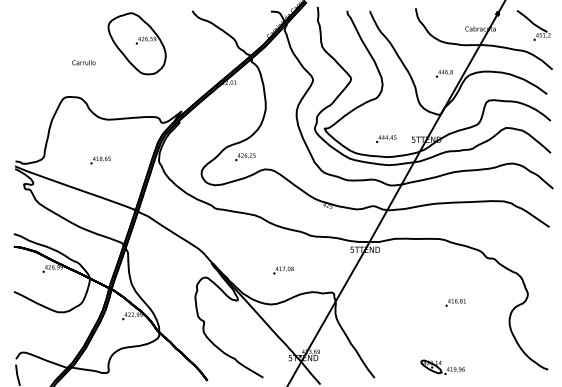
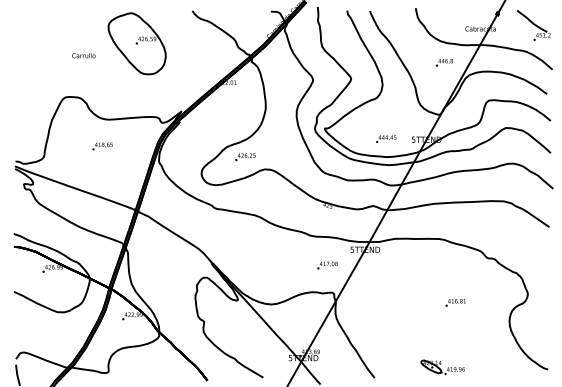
text position: (83, 62) -> (83, 55) (83, 55)
text position: (444, 73) -> (444, 62) (444, 62)
text position: (100, 160) -> (102, 146) (102, 146)
text position: (283, 270) -> (327, 265) (327, 265)
